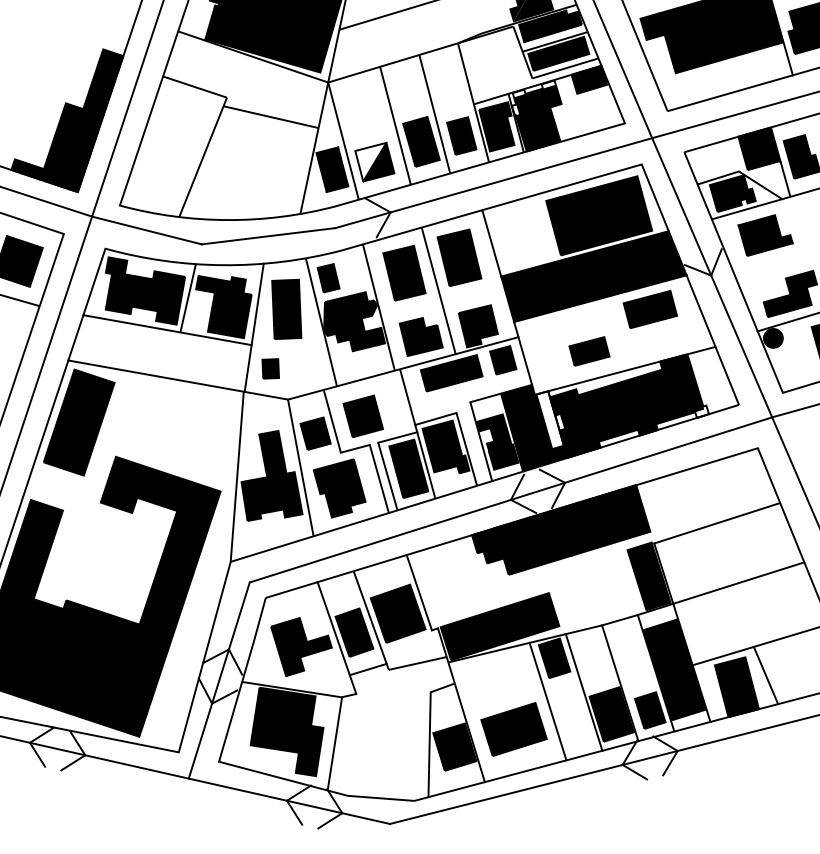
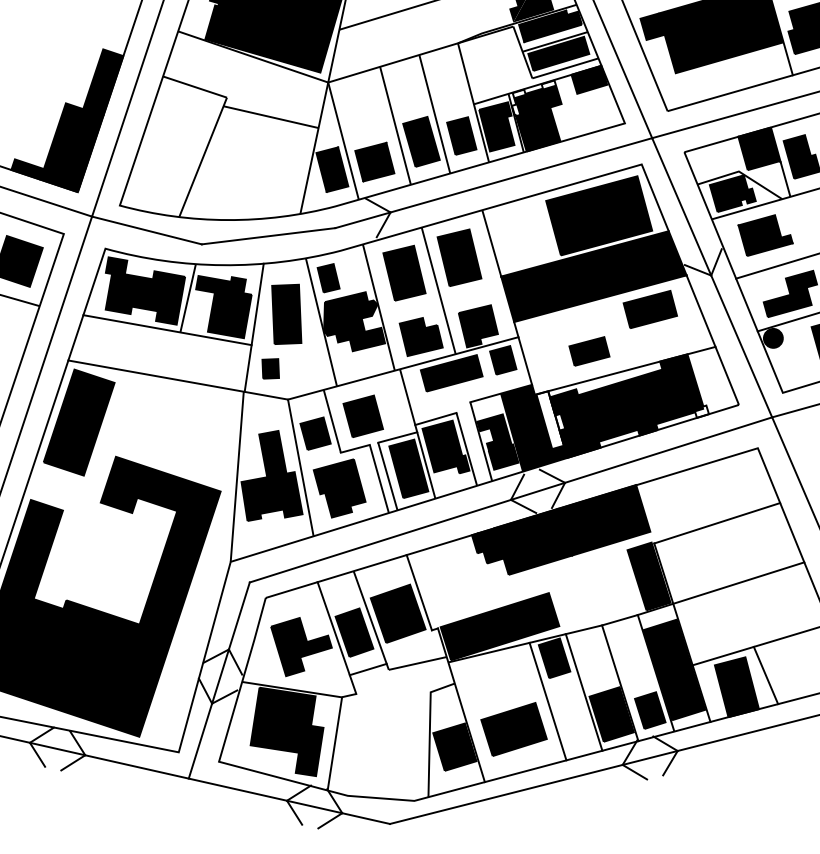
fill: none -> present (370, 161)
line: none -> present (776, 266)
part position: (286, 308) -> (286, 313) (286, 313)
